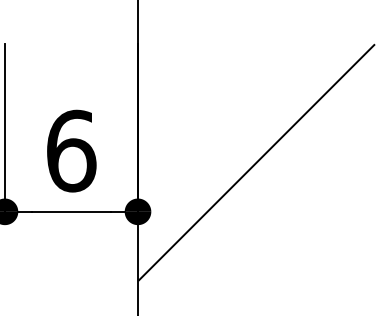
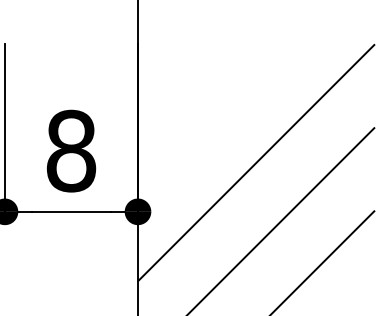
text: 6 -> 8 (71, 150)
line: none -> present (282, 220)
line: none -> present (323, 261)
